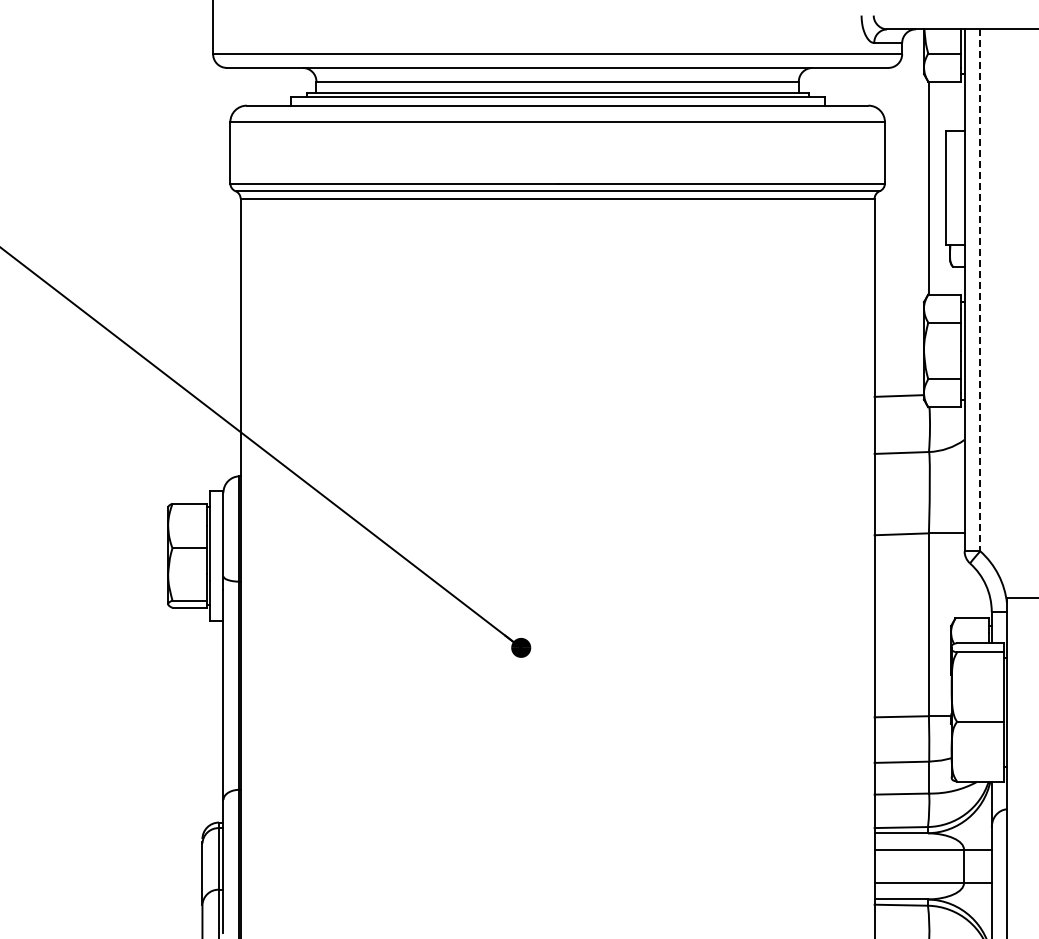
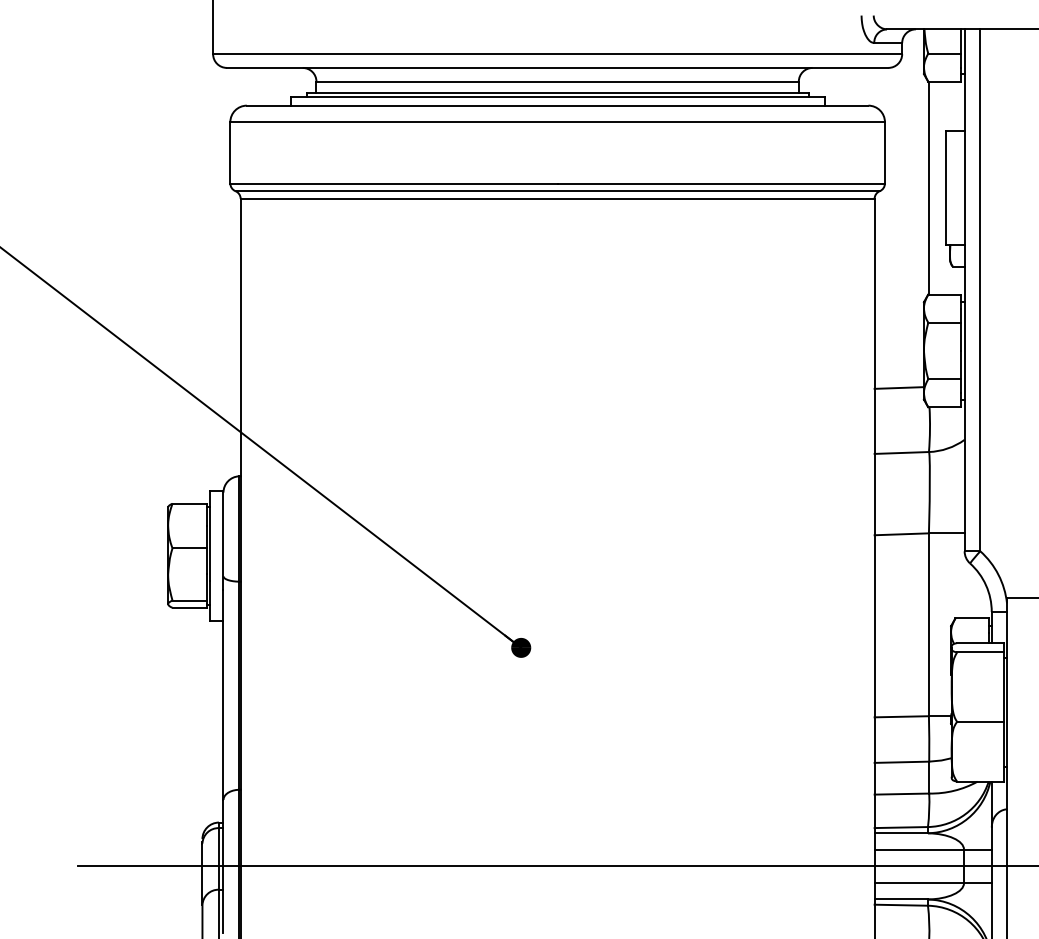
line: dashed -> solid (980, 290)
line position: (898, 395) -> (898, 387) (898, 387)
line: none -> present (556, 866)
